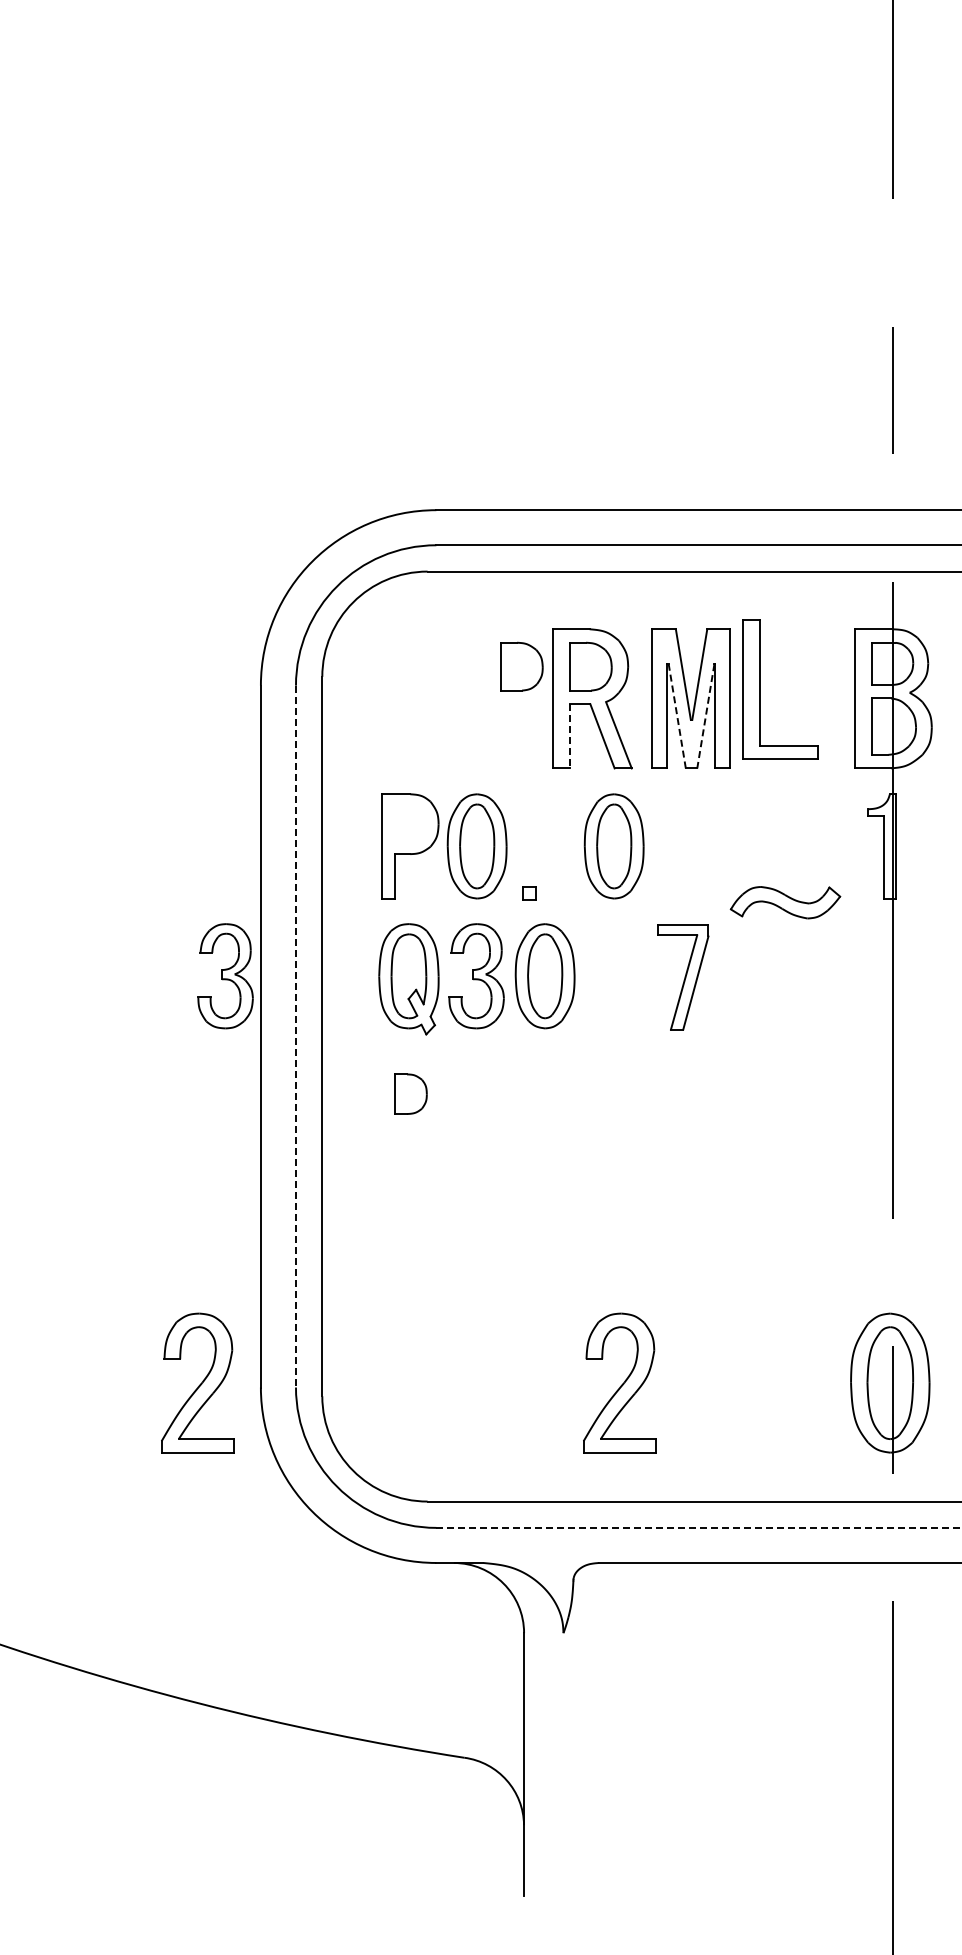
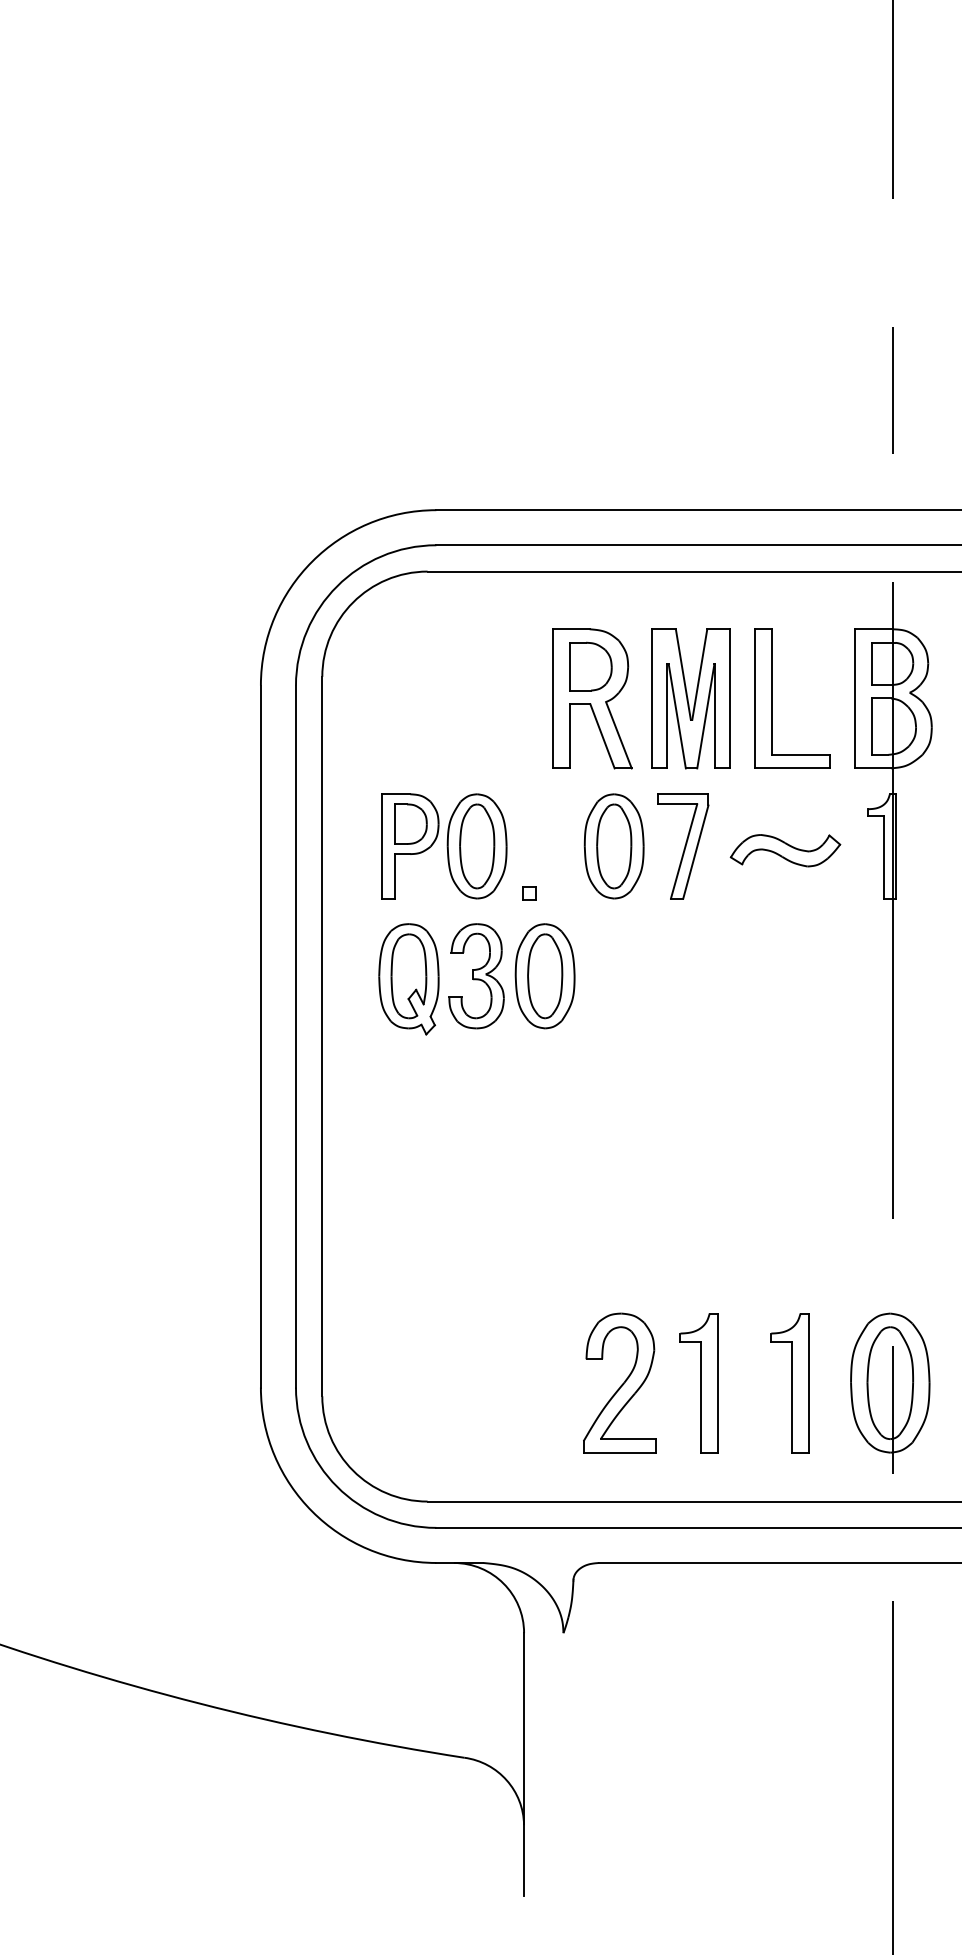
part: present -> none (521, 666)
part position: (760, 689) -> (772, 698) (772, 698)
line: dashed -> solid (677, 716)
line: dashed -> solid (705, 716)
line: dashed -> solid (570, 736)
part position: (785, 902) -> (785, 850) (785, 850)
part: present -> none (225, 976)
part position: (683, 977) -> (683, 846) (683, 846)
line: dashed -> solid (295, 1036)
part position: (410, 1093) -> (410, 823) (410, 823)
part: present -> none (197, 1382)
part: none -> present (698, 1383)
part: none -> present (789, 1383)
line: dashed -> solid (699, 1527)
